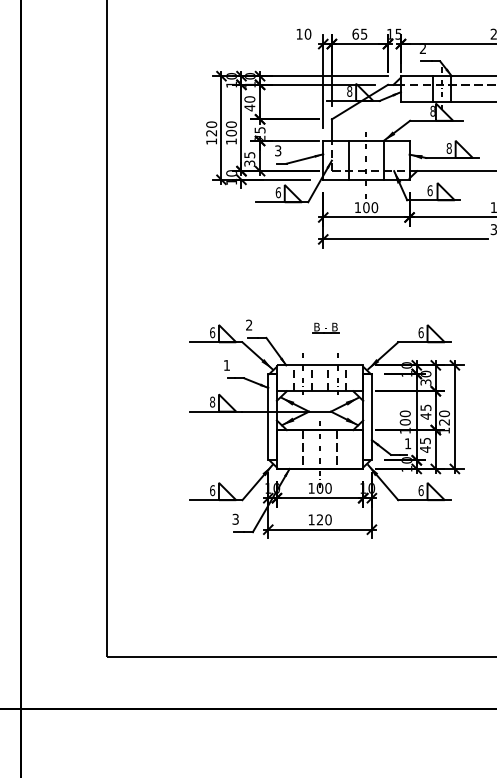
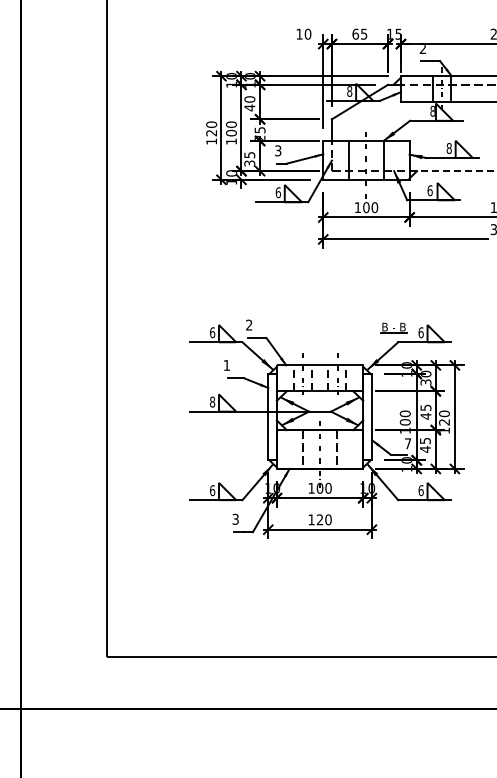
line: solid -> dashed (453, 171)
part position: (325, 327) -> (393, 327) (393, 327)
text: 1 -> 7 (408, 443)
